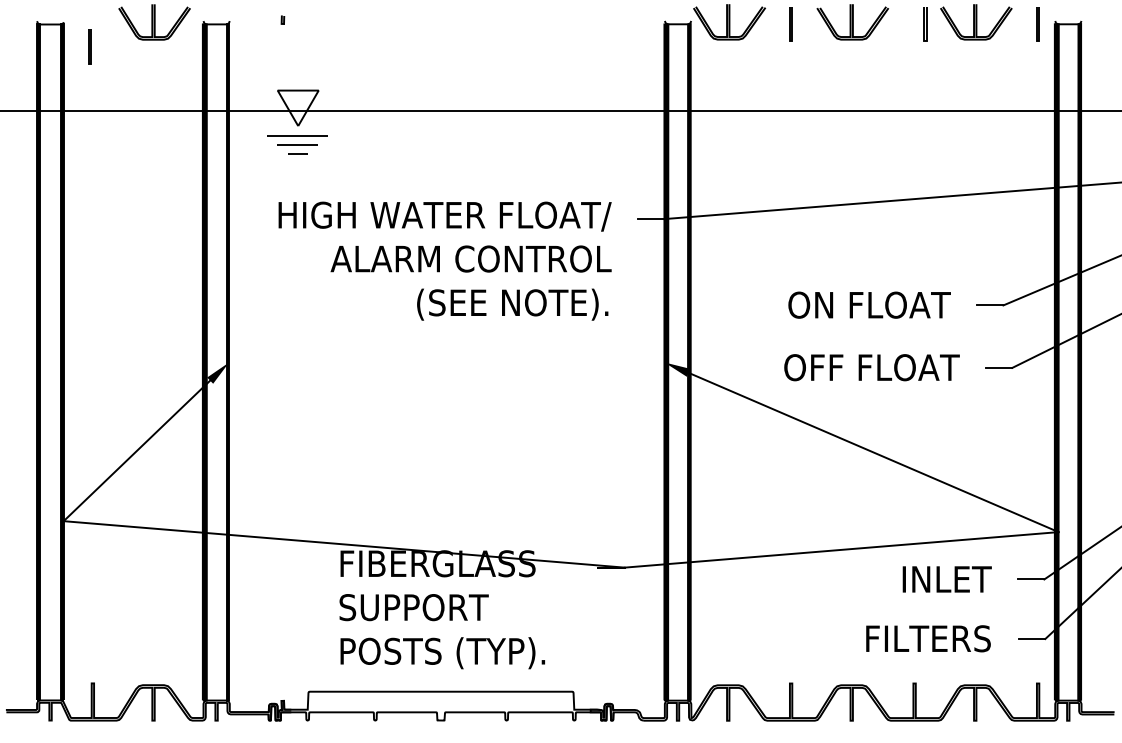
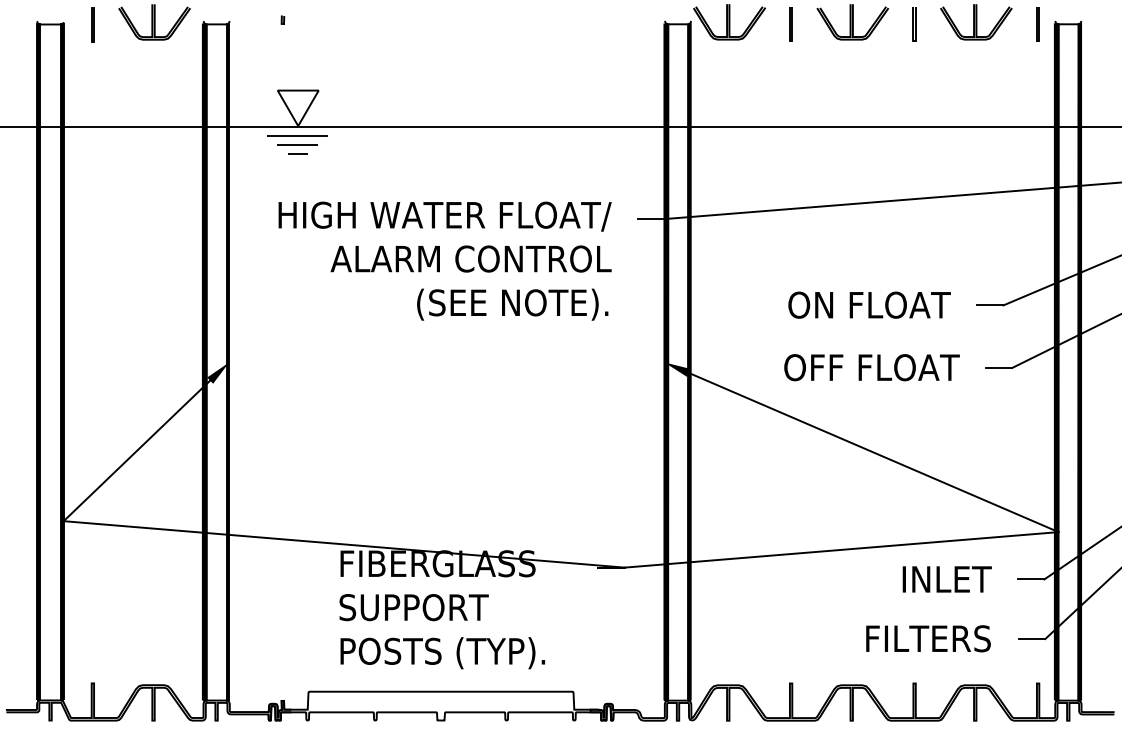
line position: (924, 24) -> (913, 24) (913, 24)
line position: (89, 46) -> (92, 24) (92, 24)
line position: (560, 110) -> (560, 126) (560, 126)
